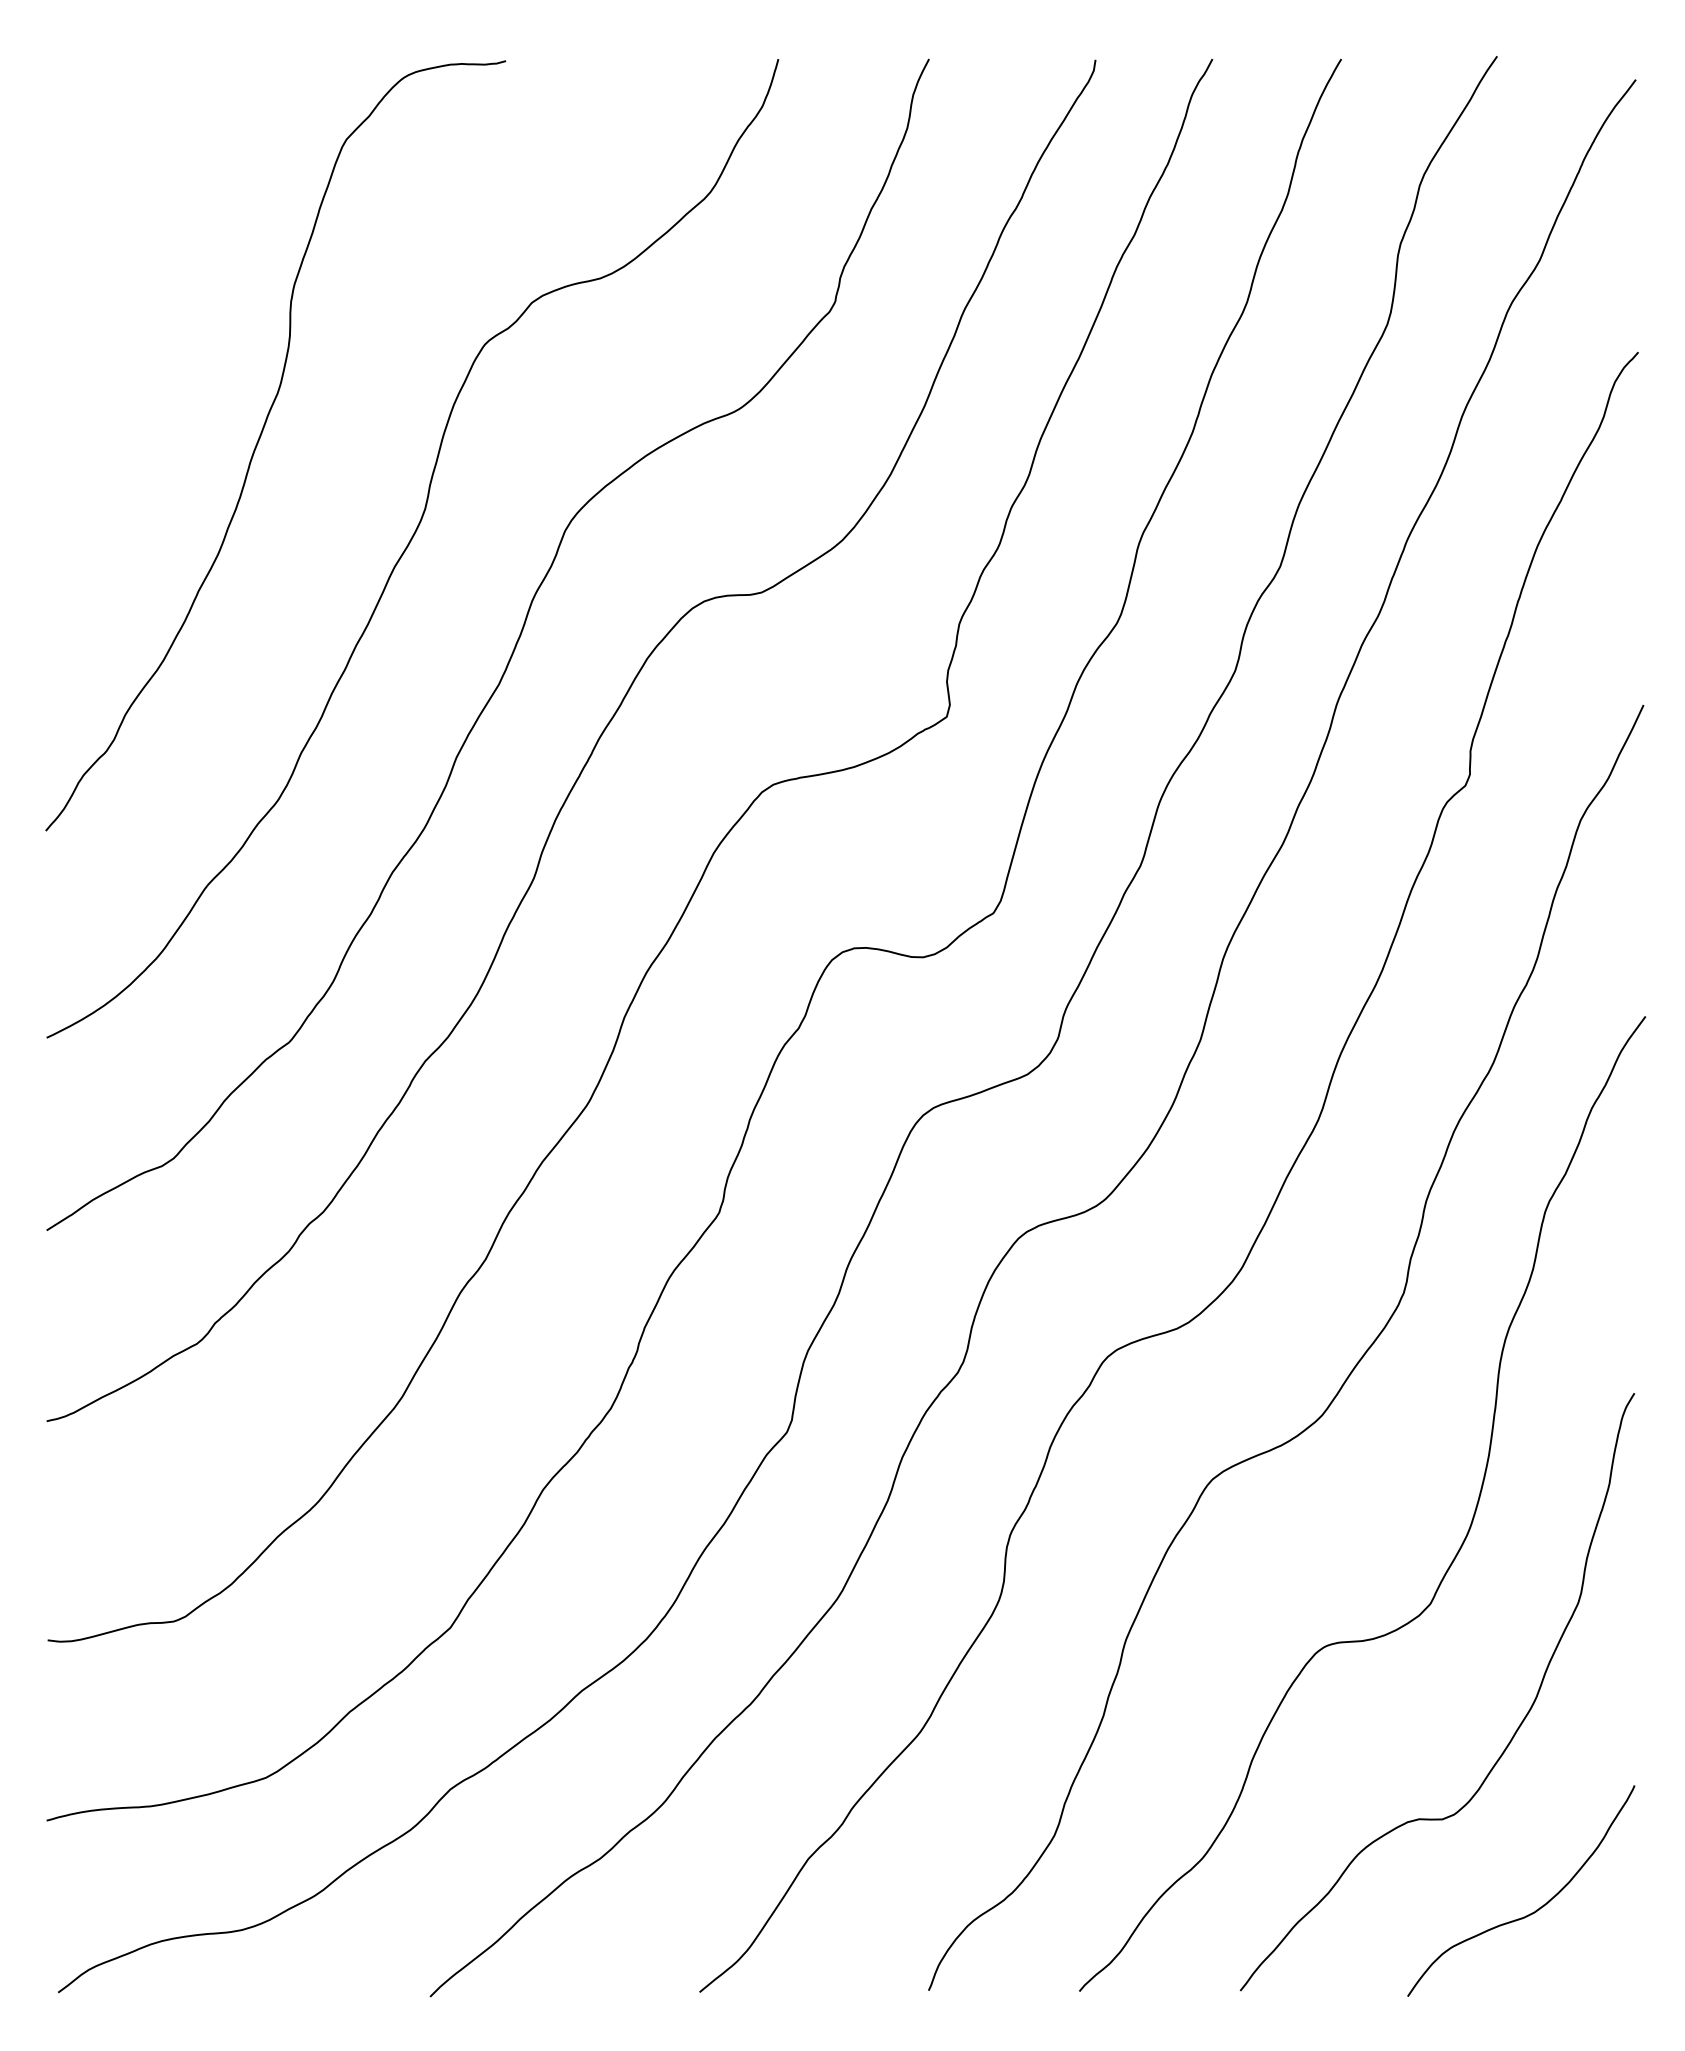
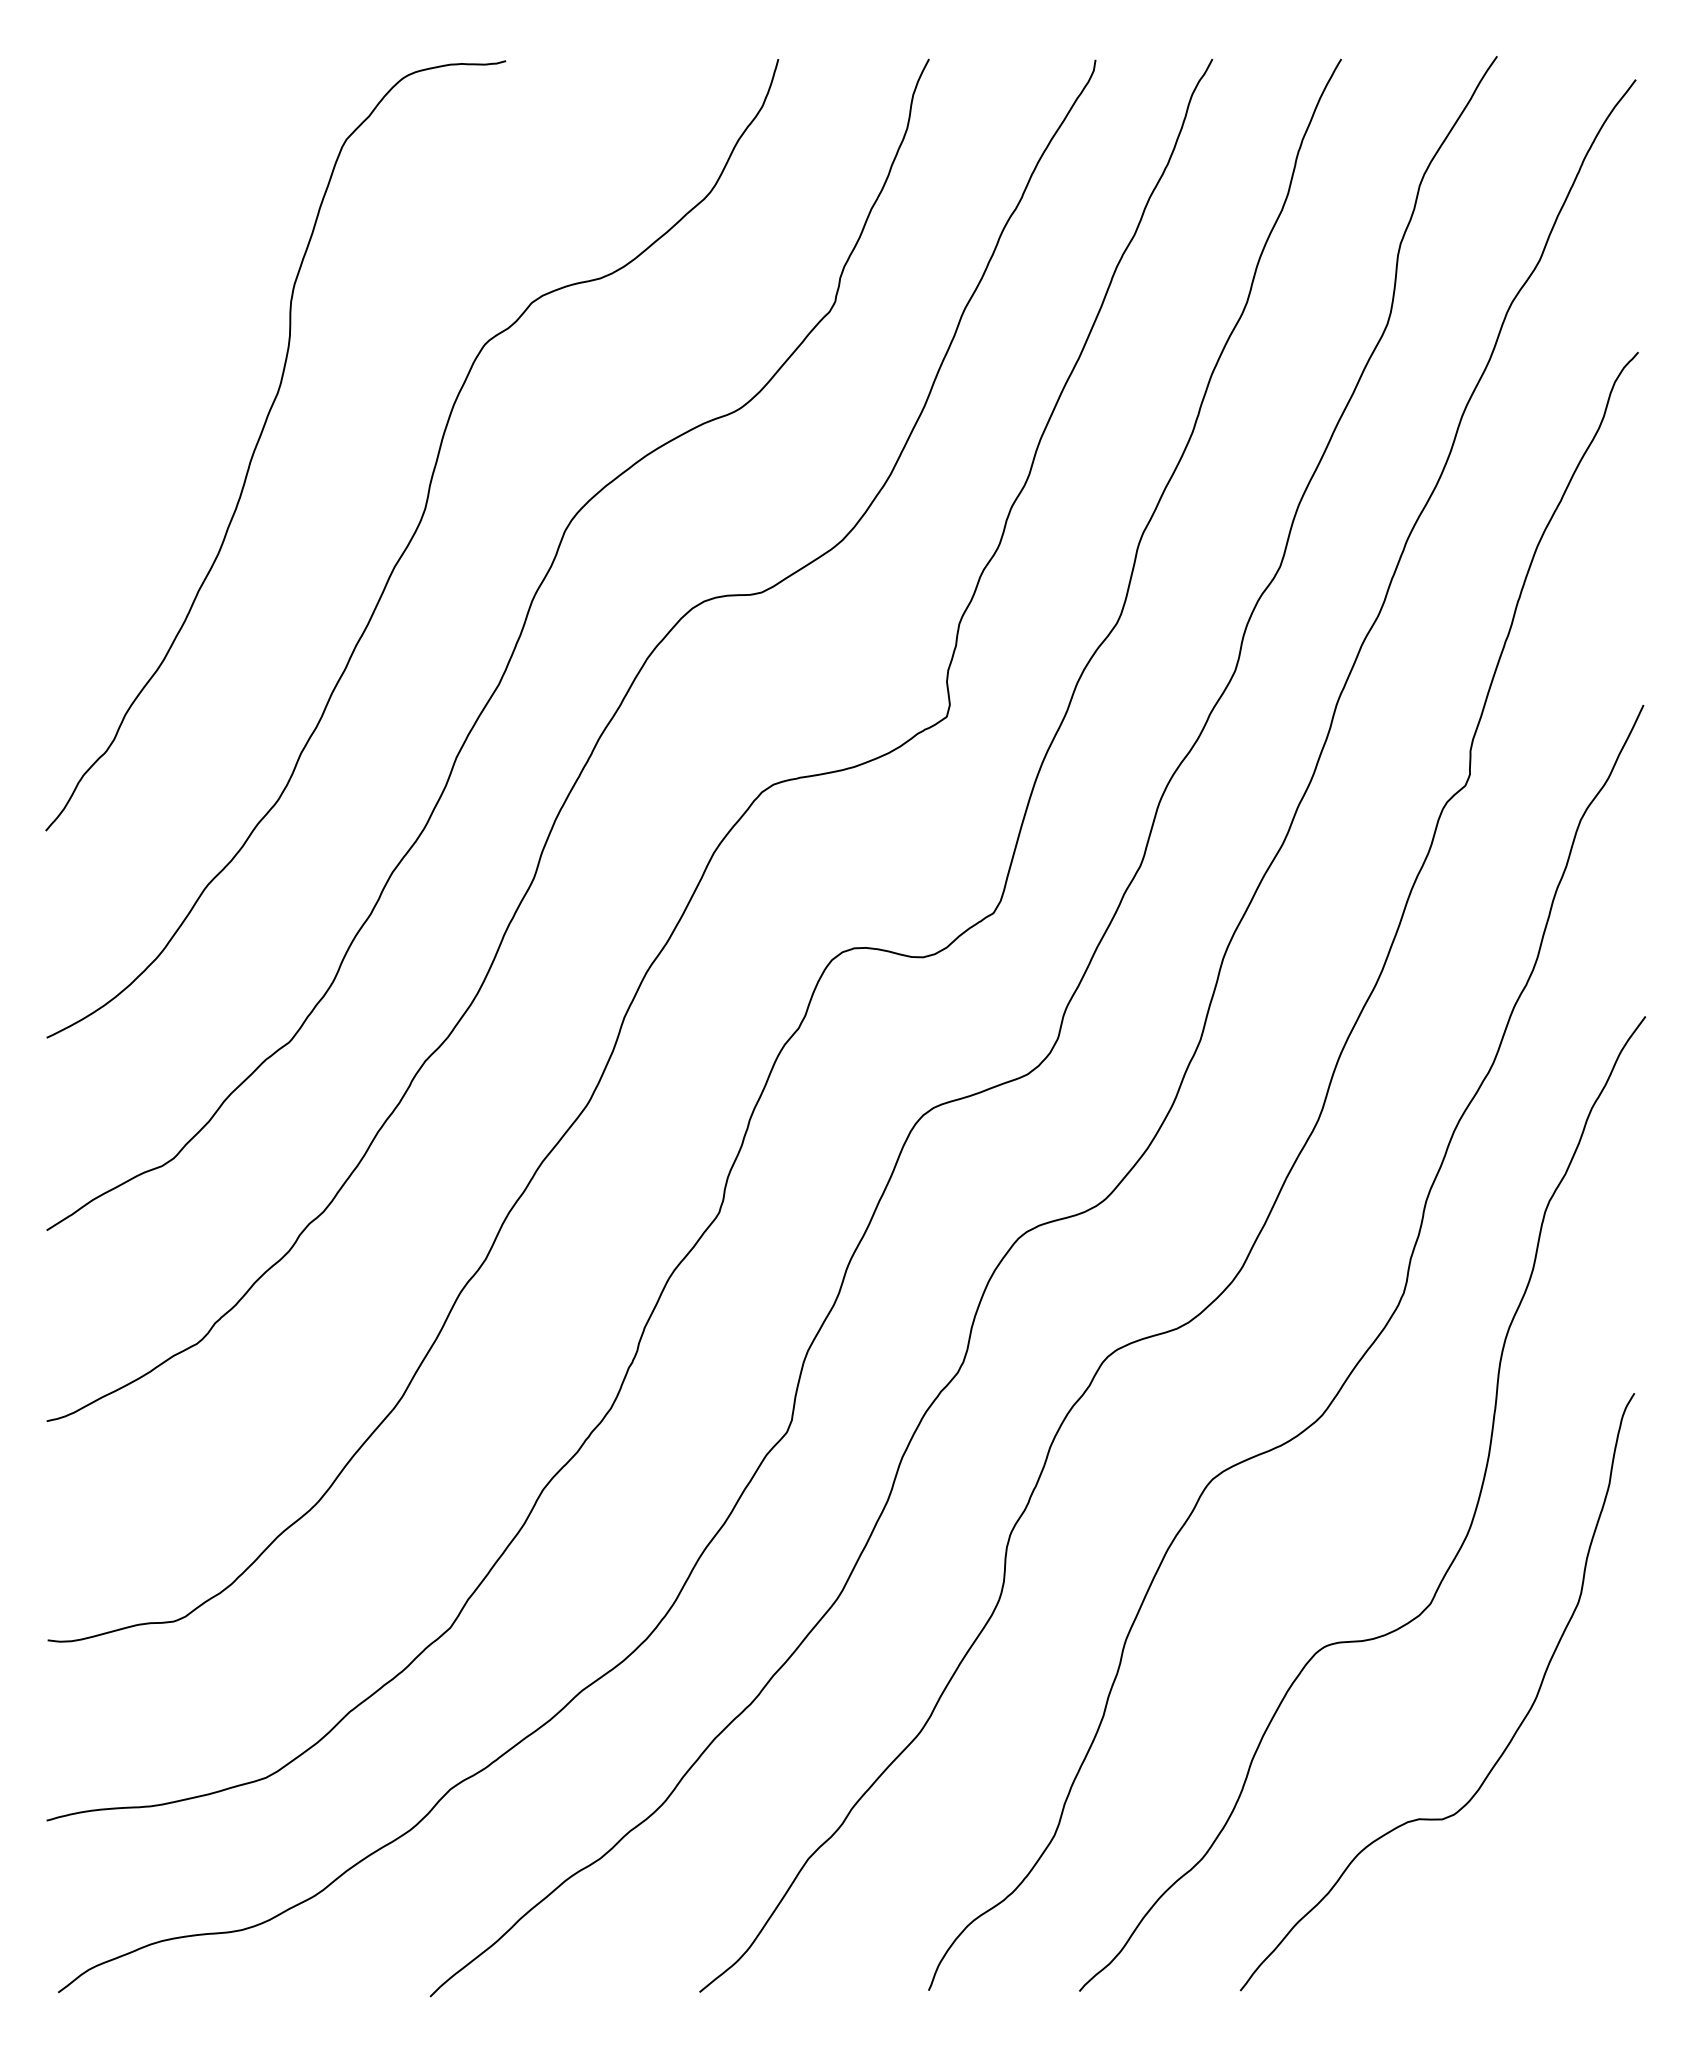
curve: present -> none (1536, 1909)
